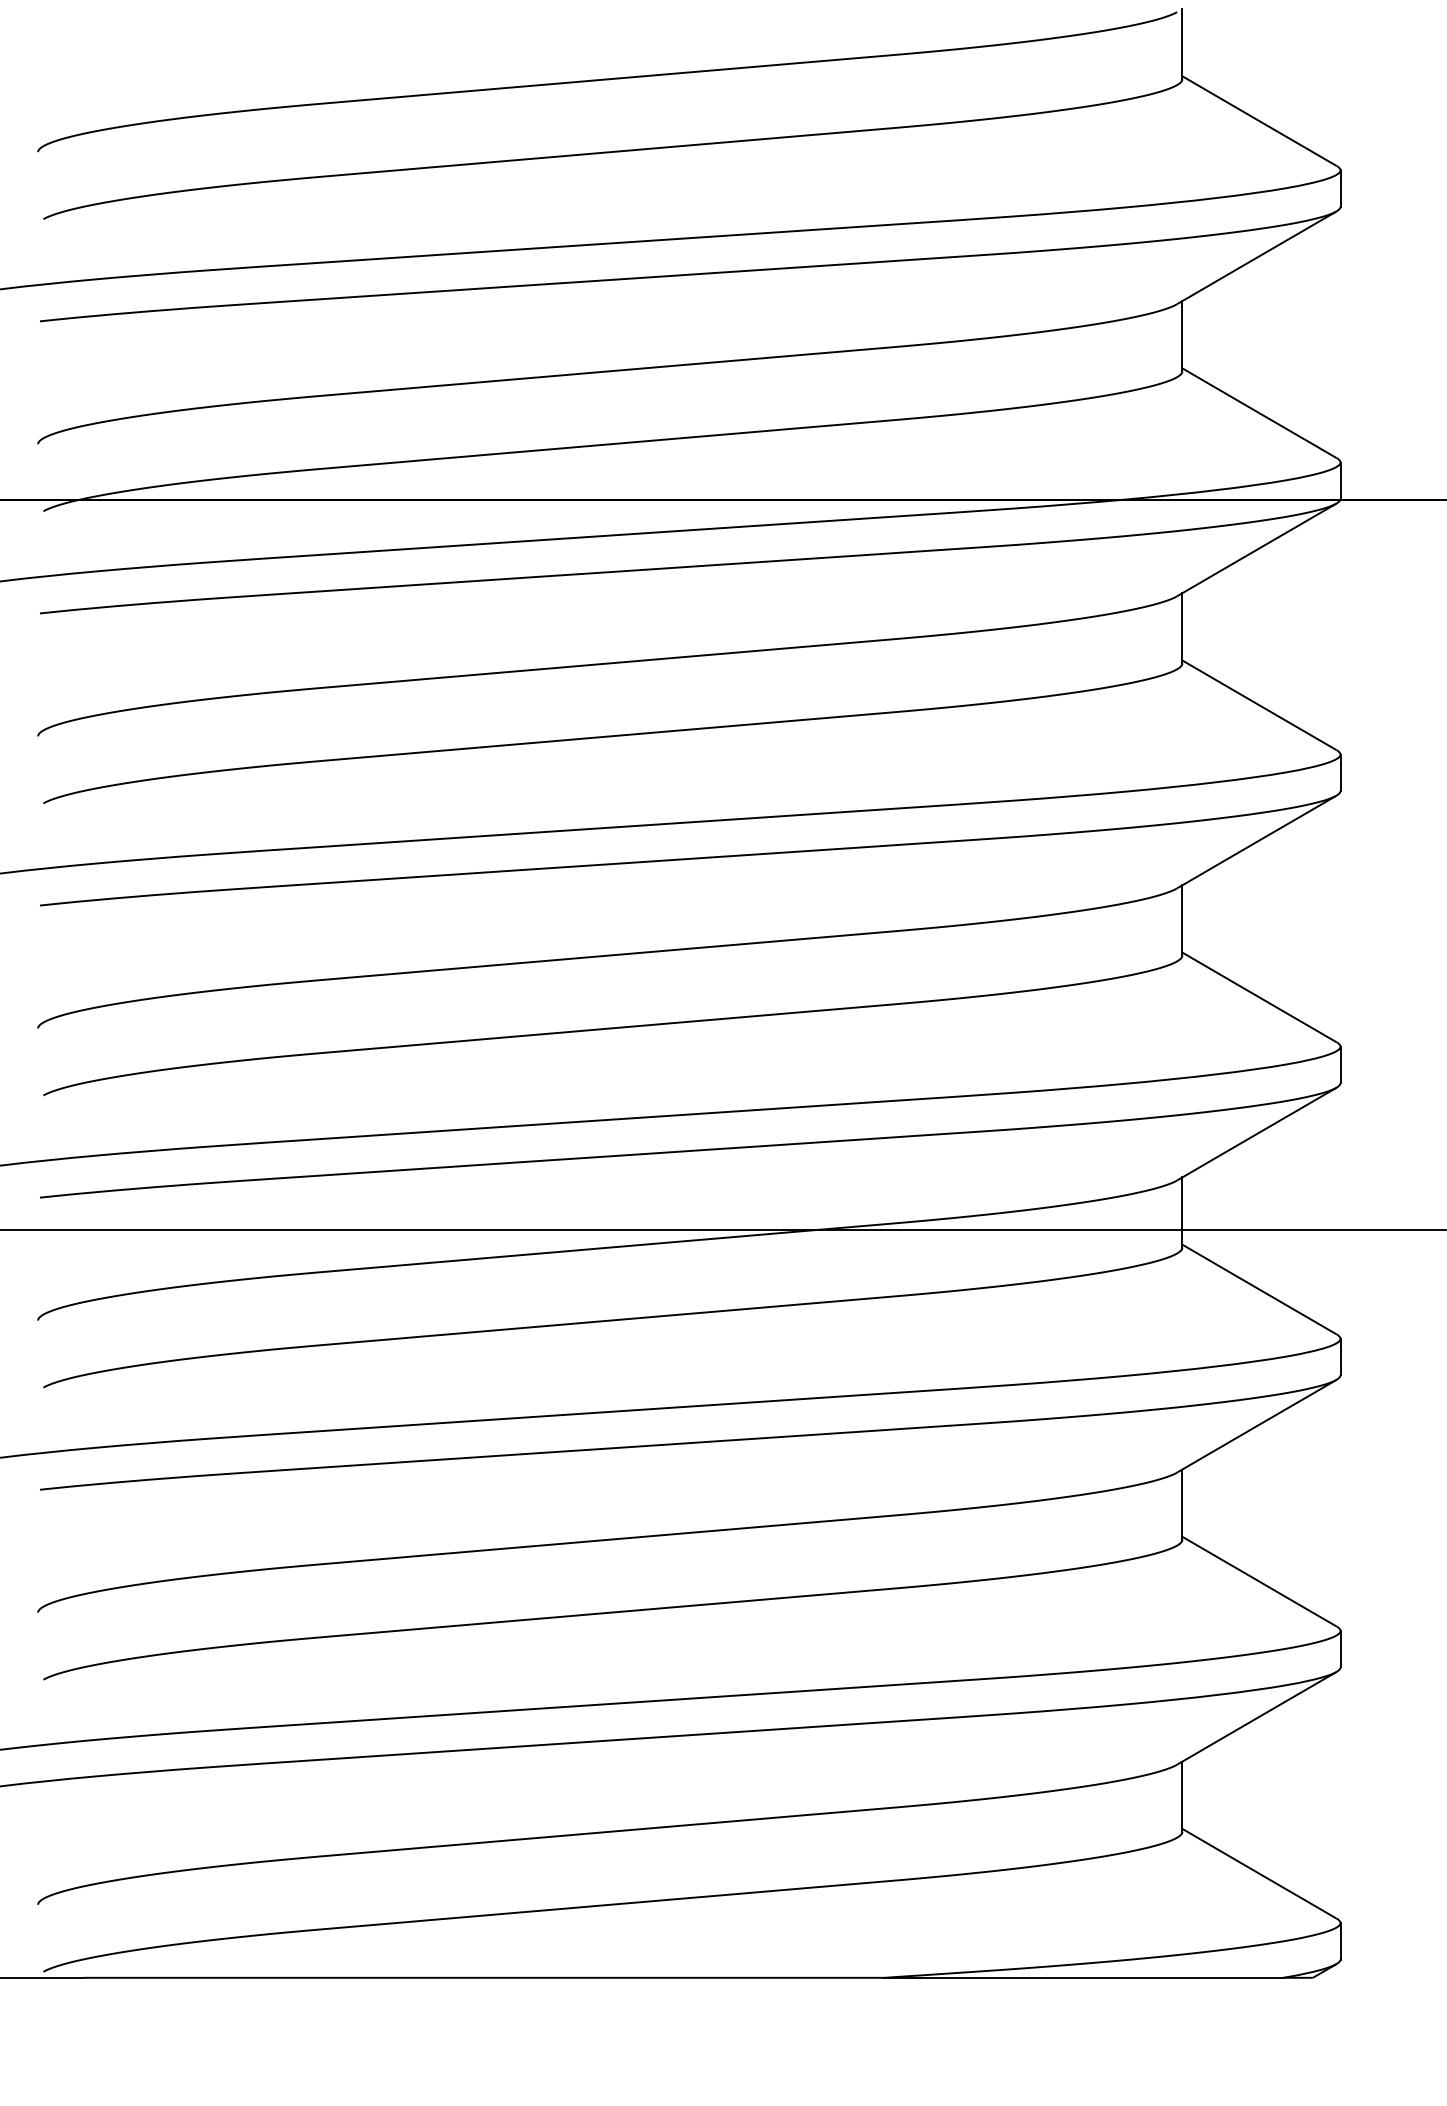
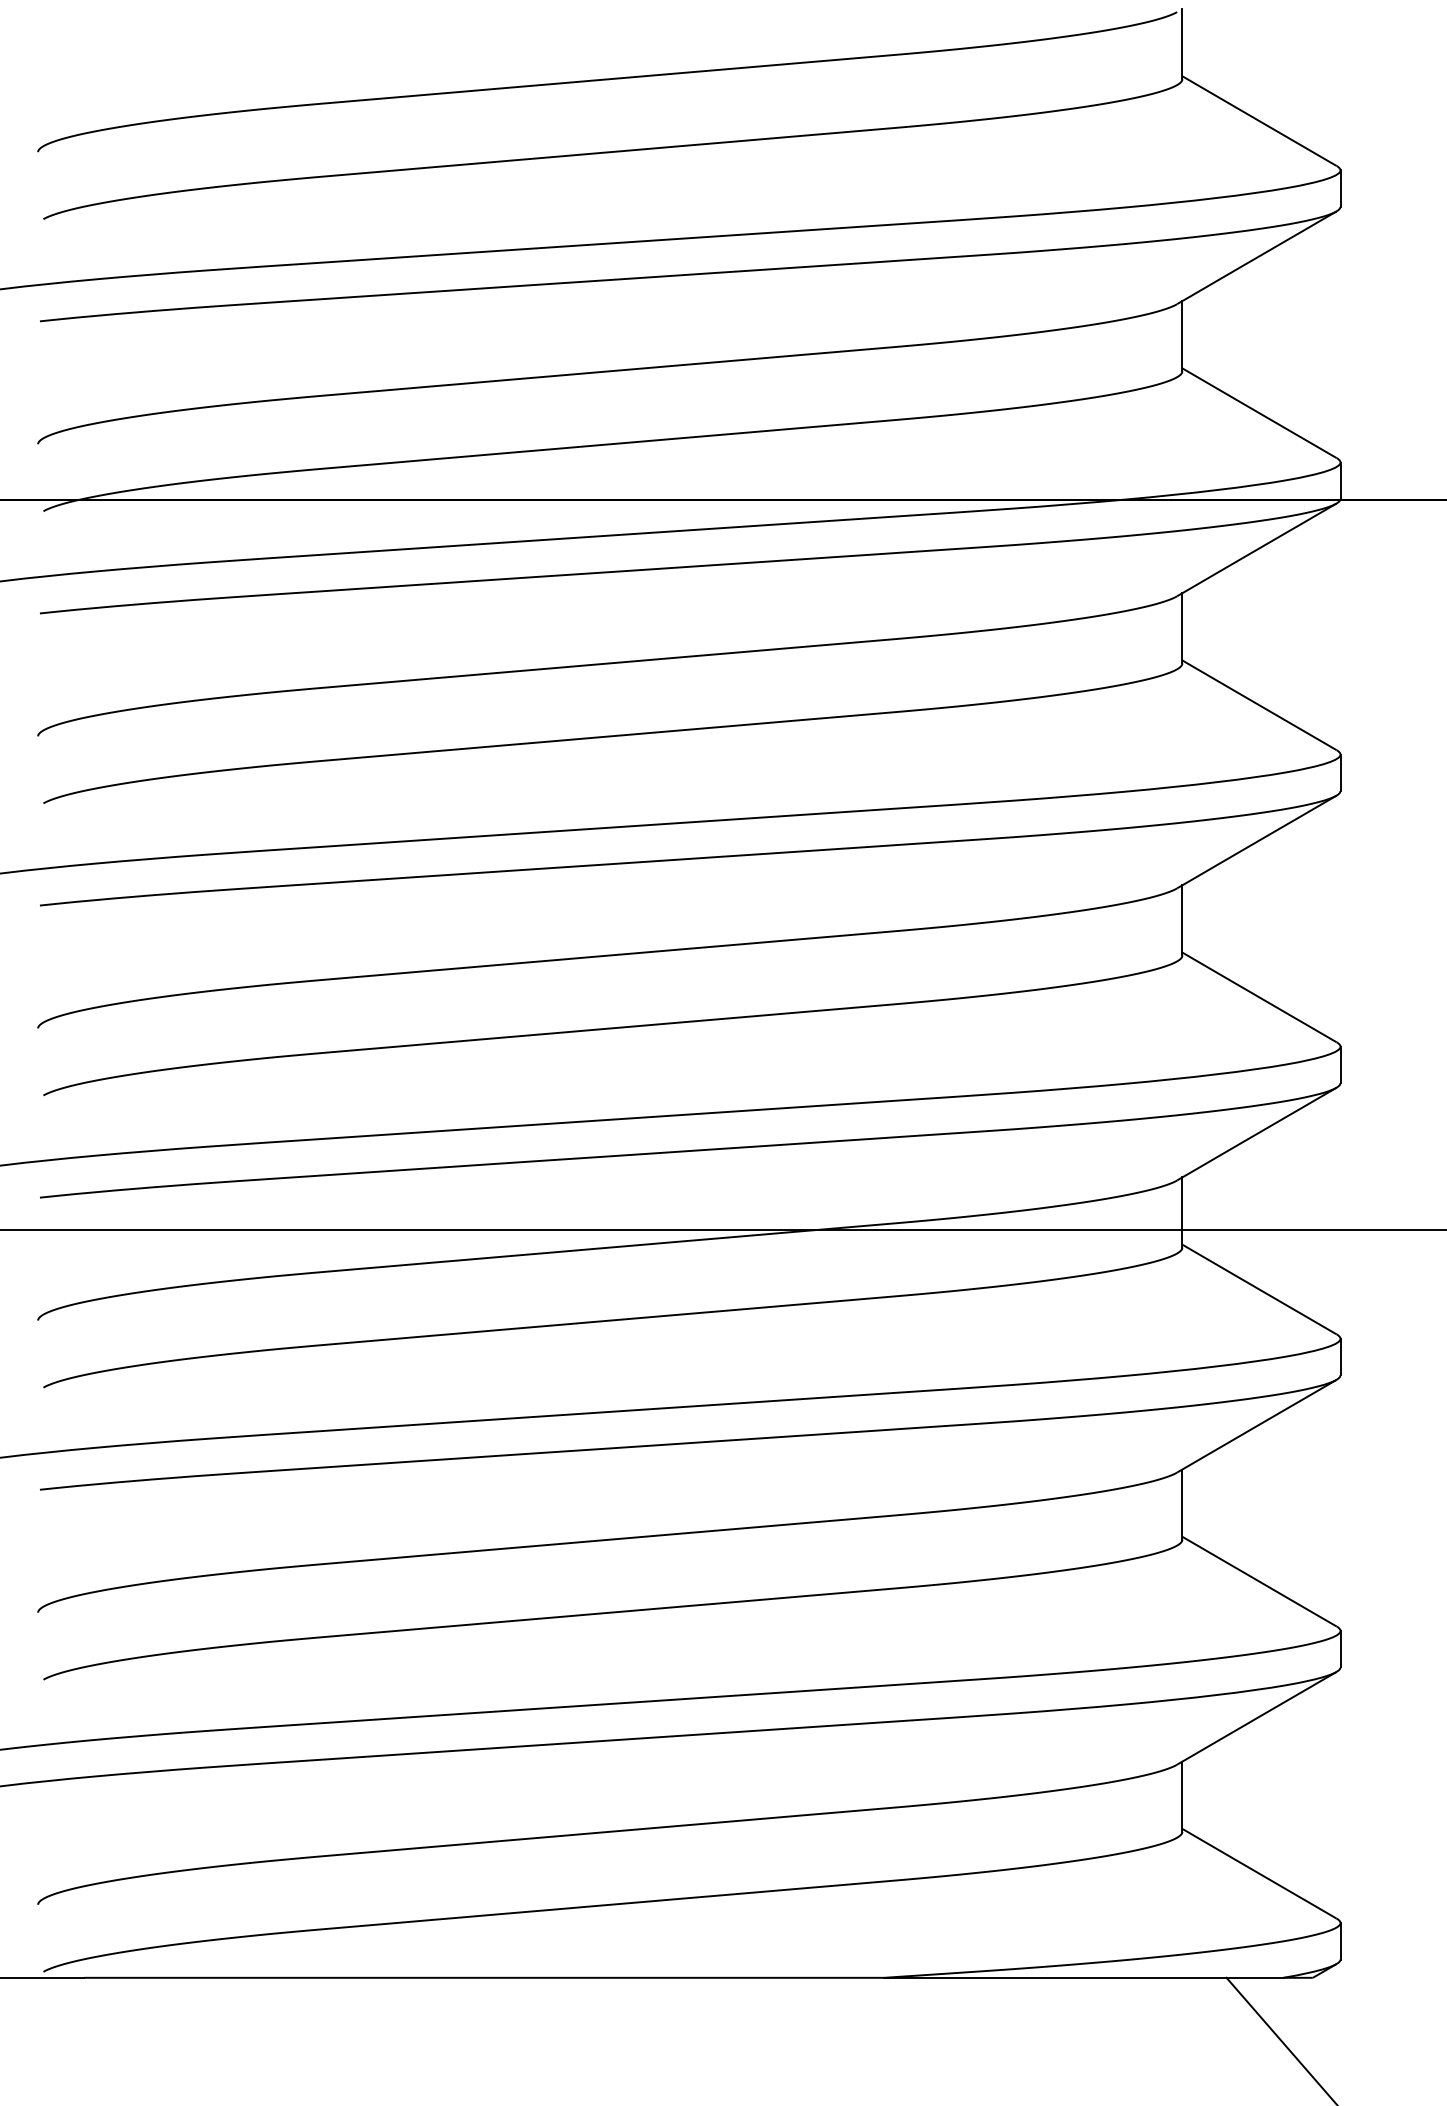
line: none -> present (1280, 2039)
